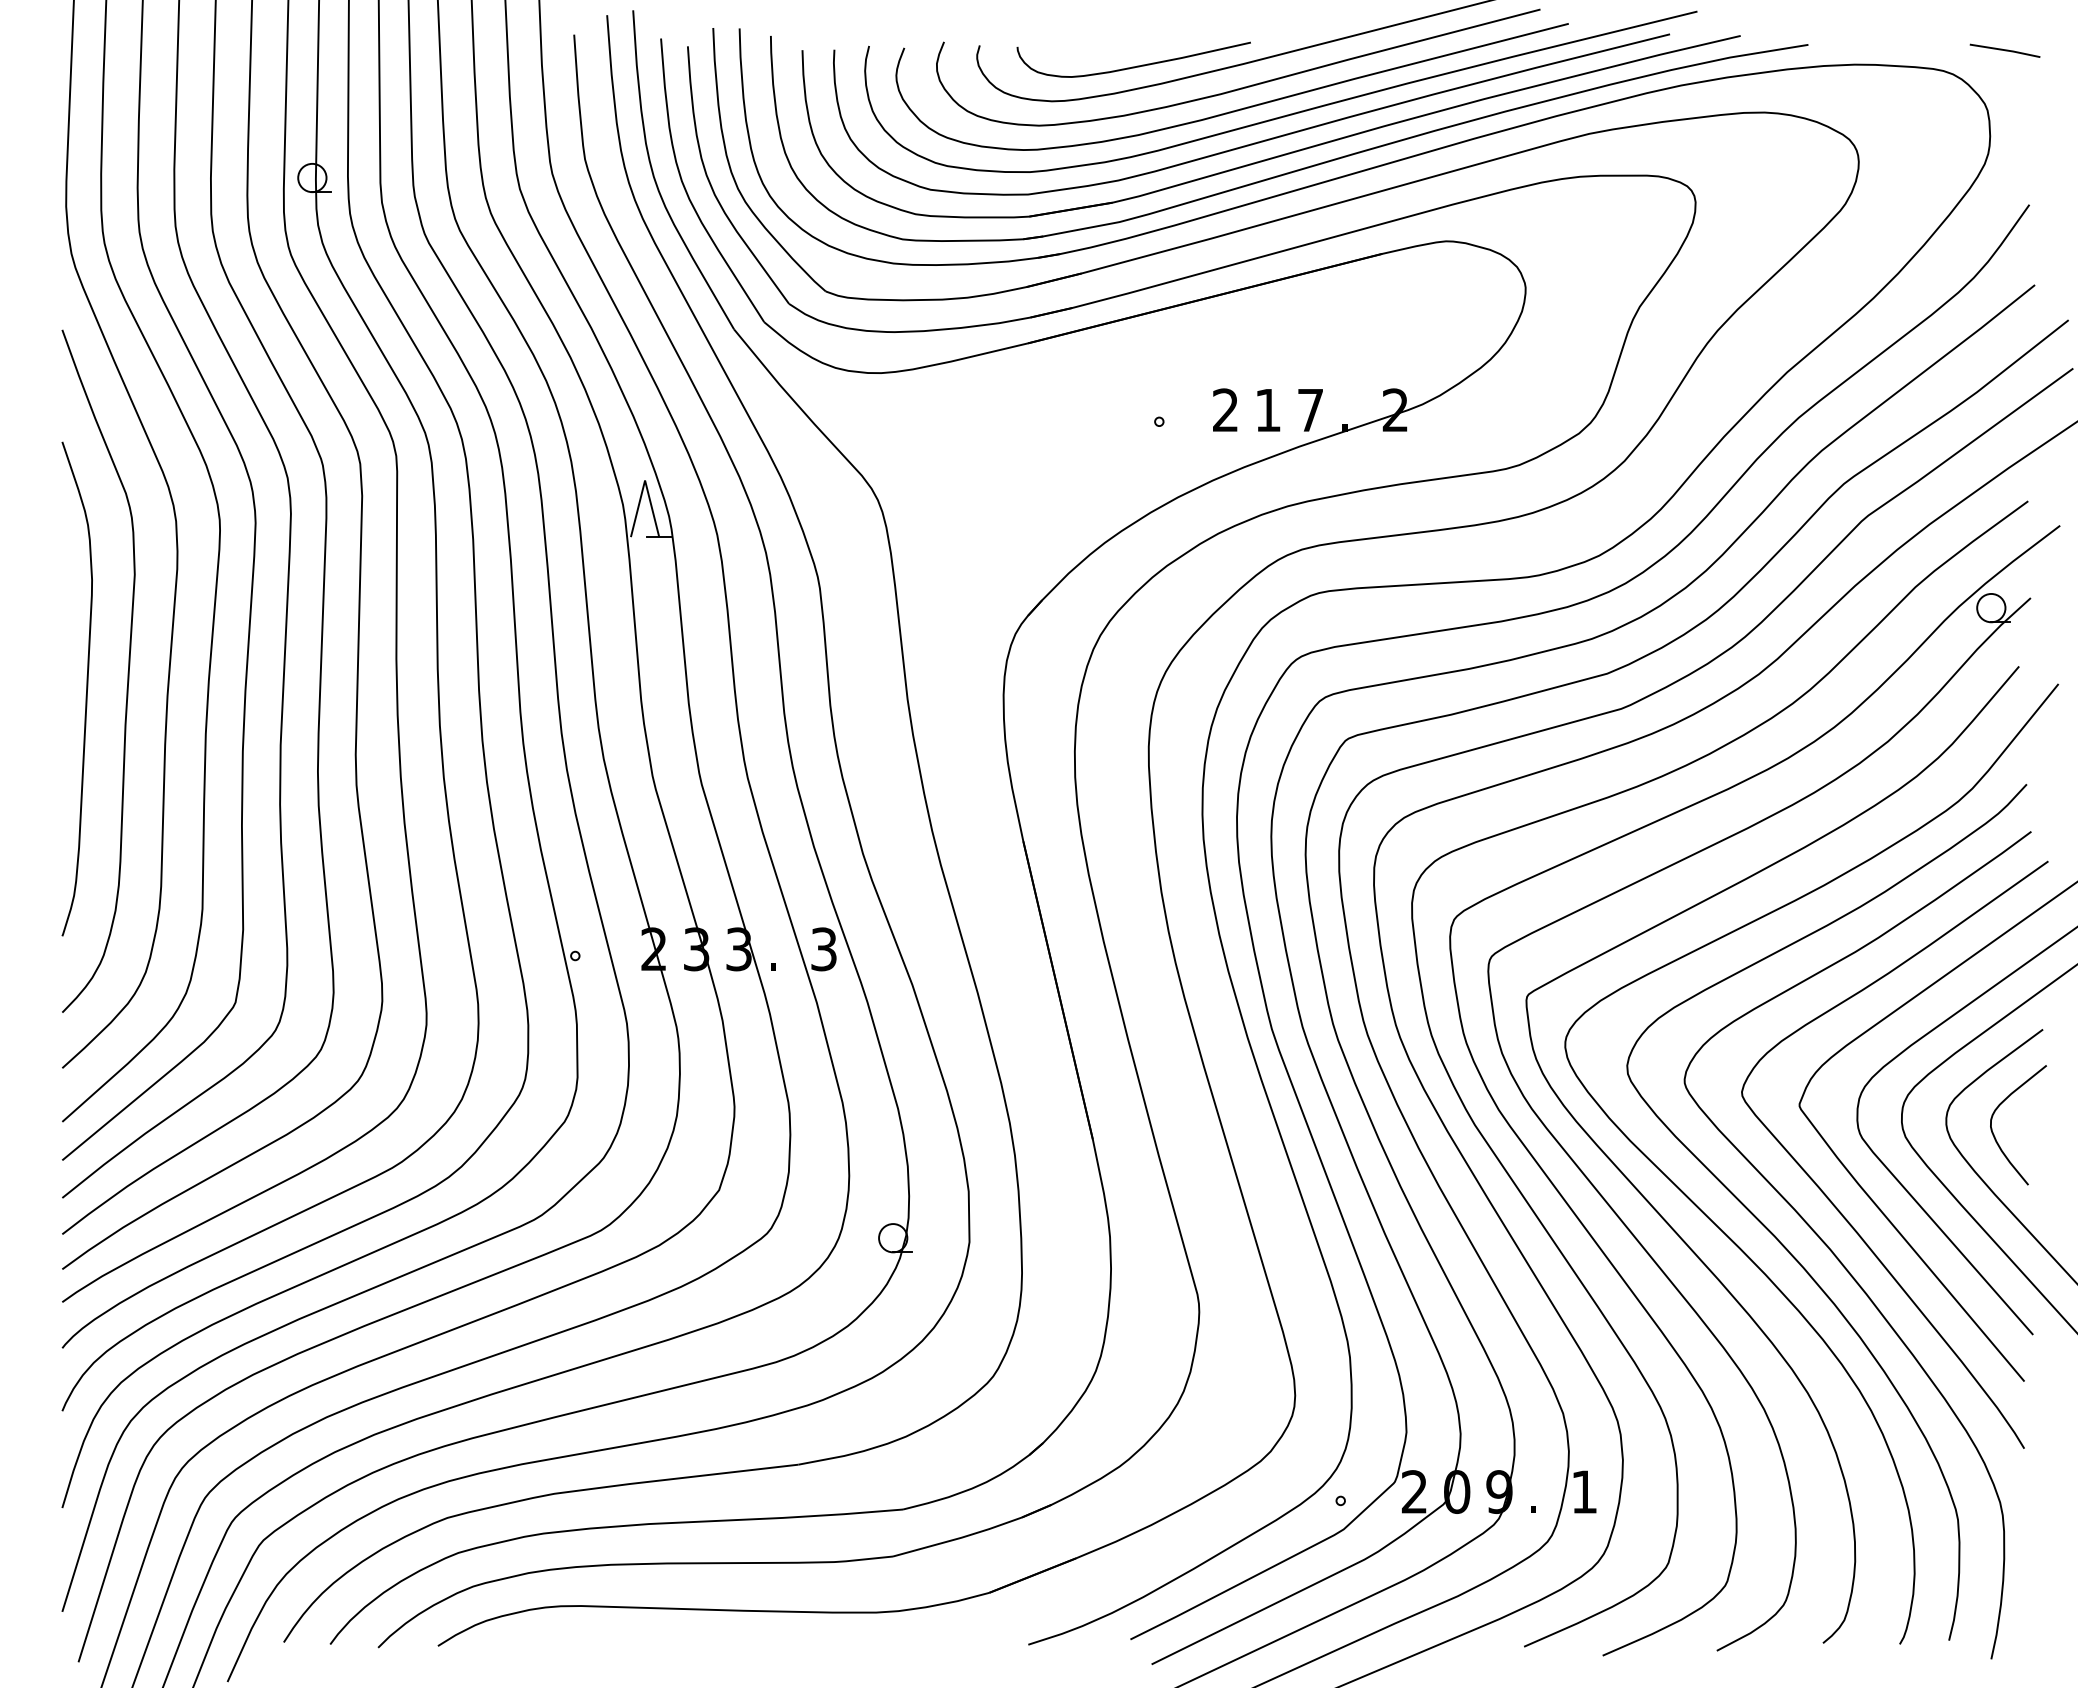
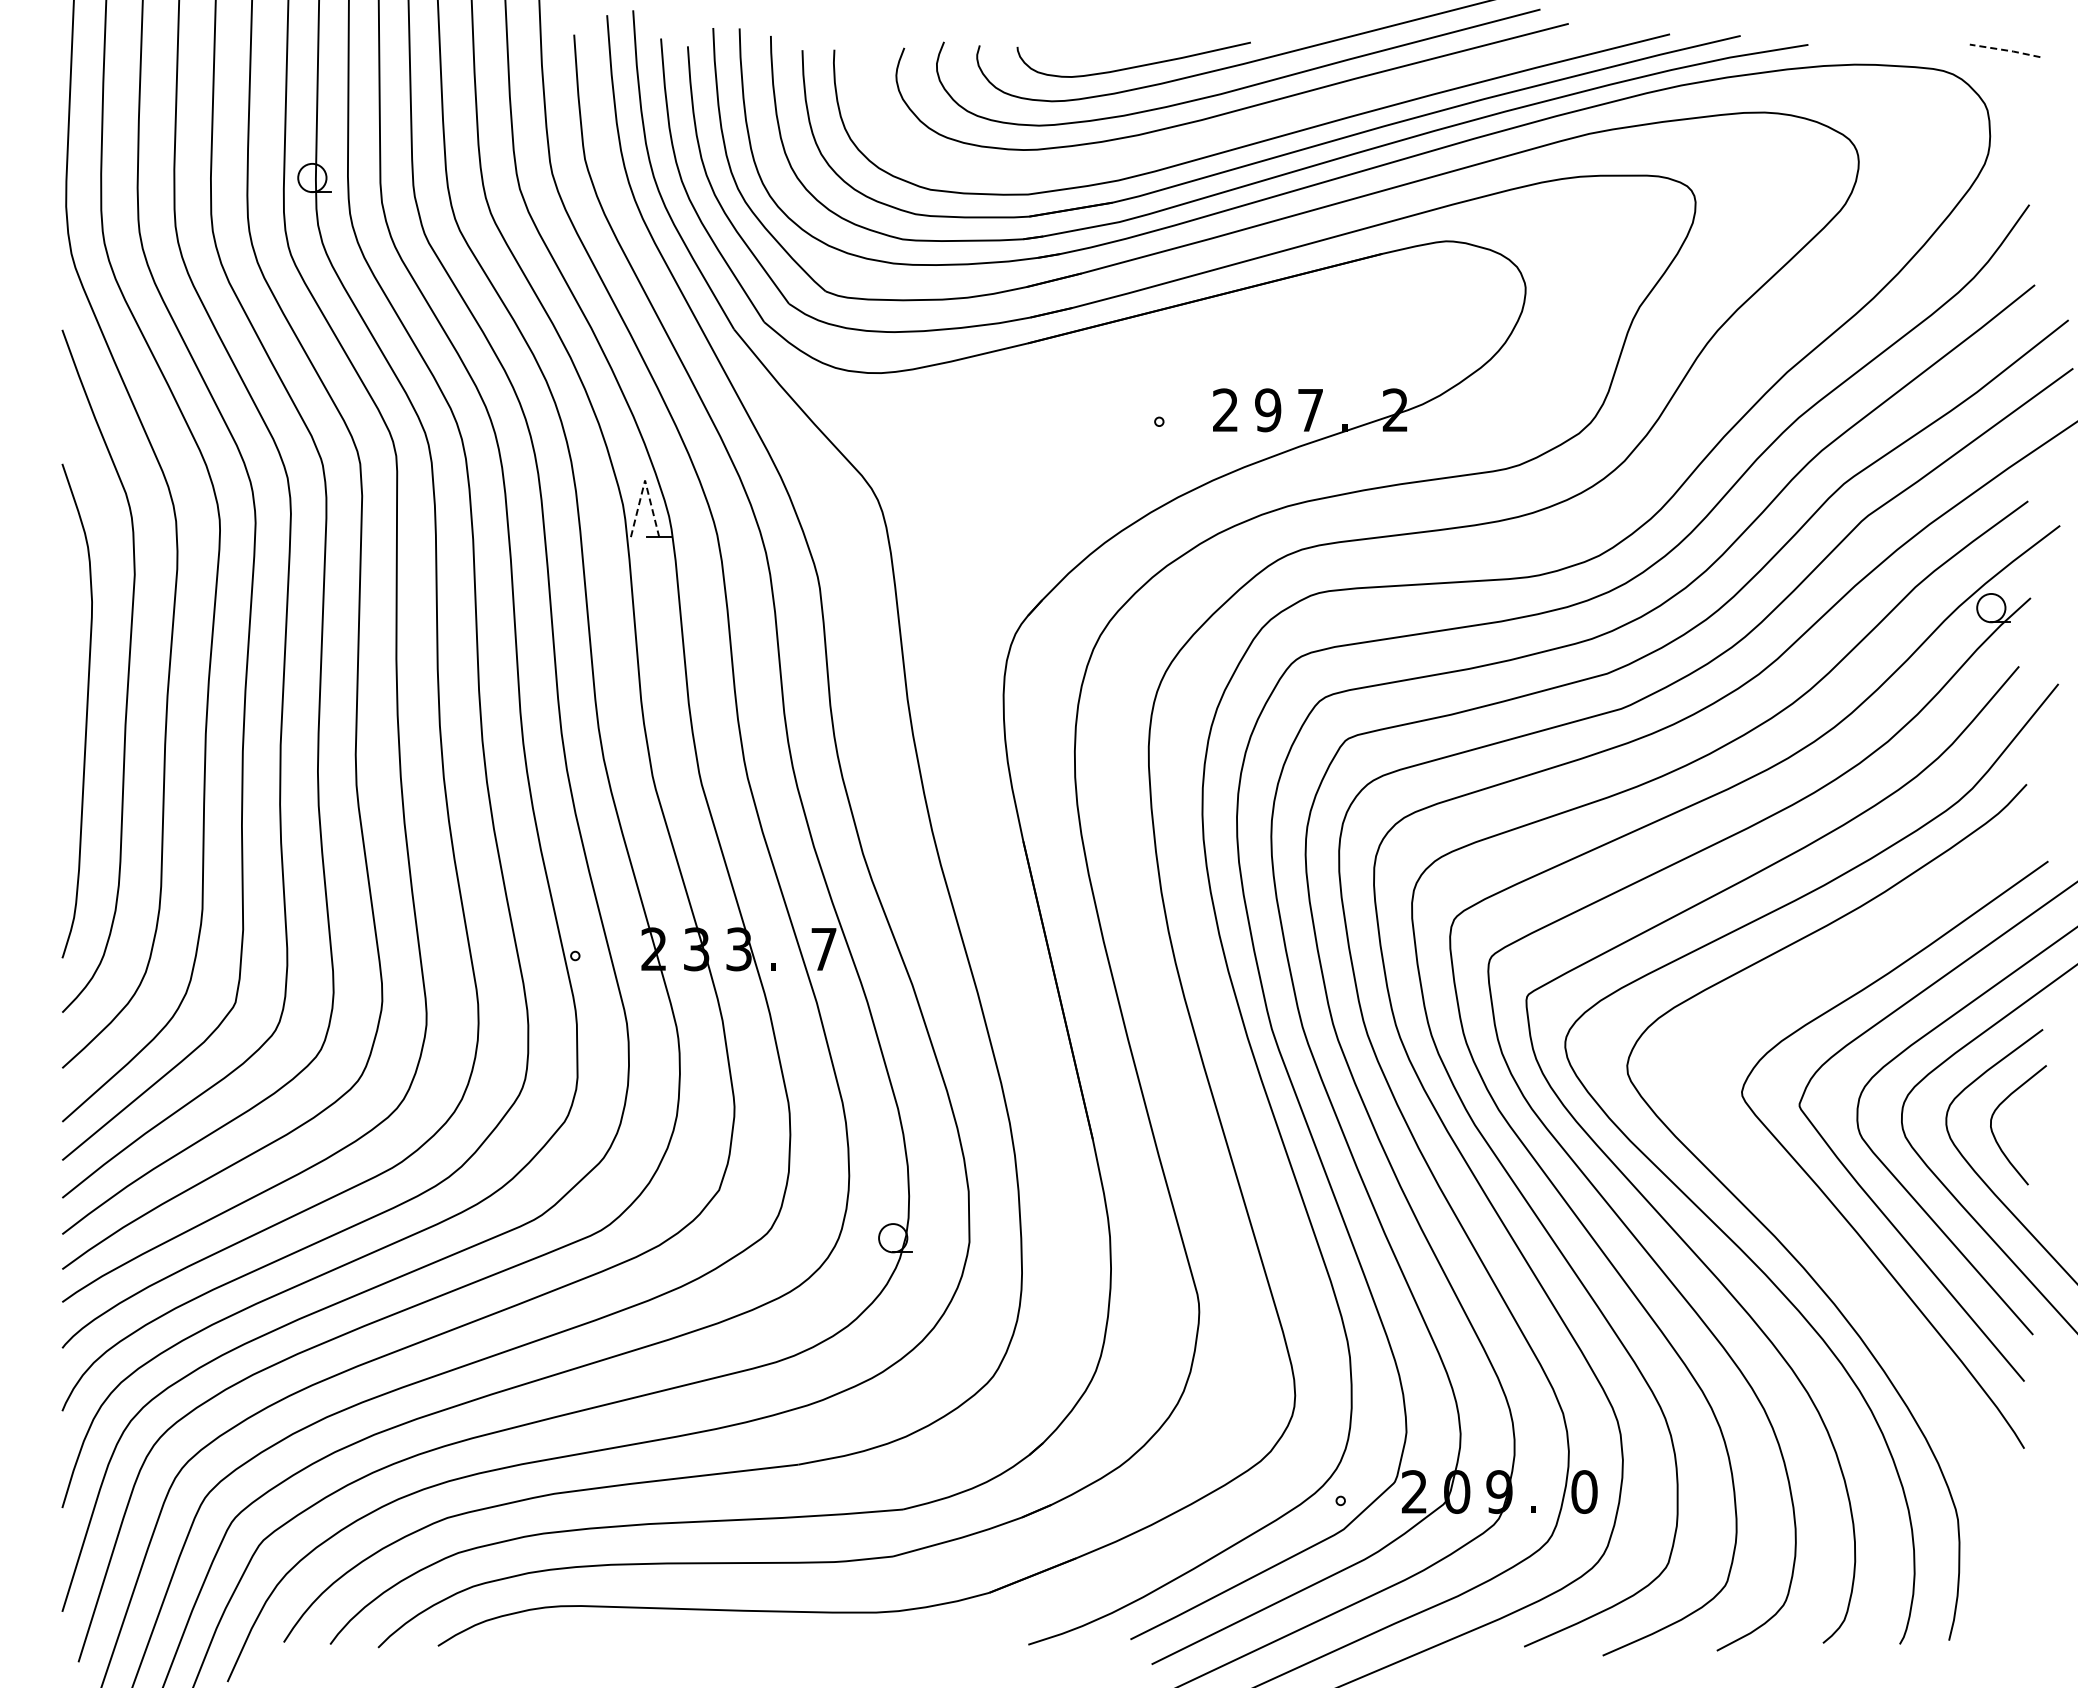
line: solid -> dashed (2005, 50)
curve: present -> none (1286, 114)
text: 1 -> 9 (1268, 410)
line: solid -> dashed (645, 480)
curve position: (86, 688) -> (86, 710) (86, 710)
text: 3 -> 7 (823, 949)
curve: present -> none (1841, 1261)
text: 1 -> 0 (1584, 1491)
